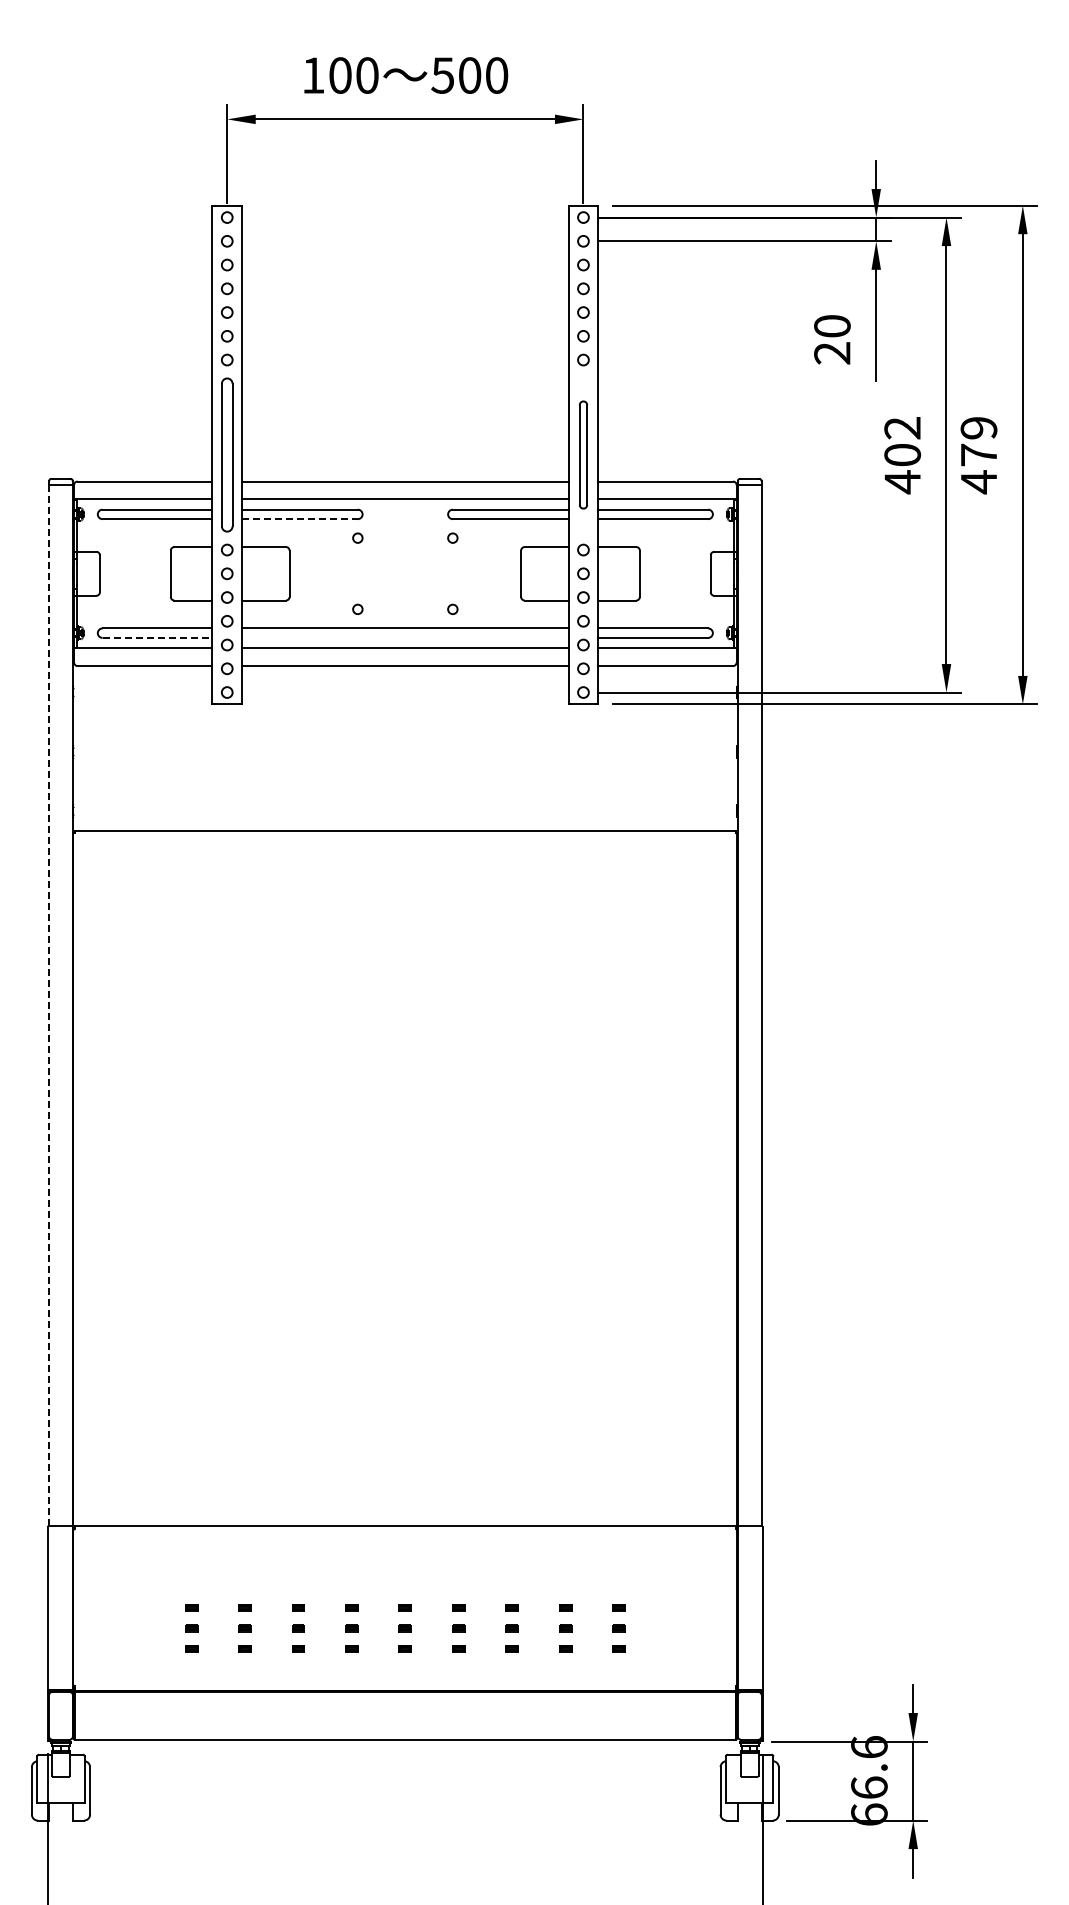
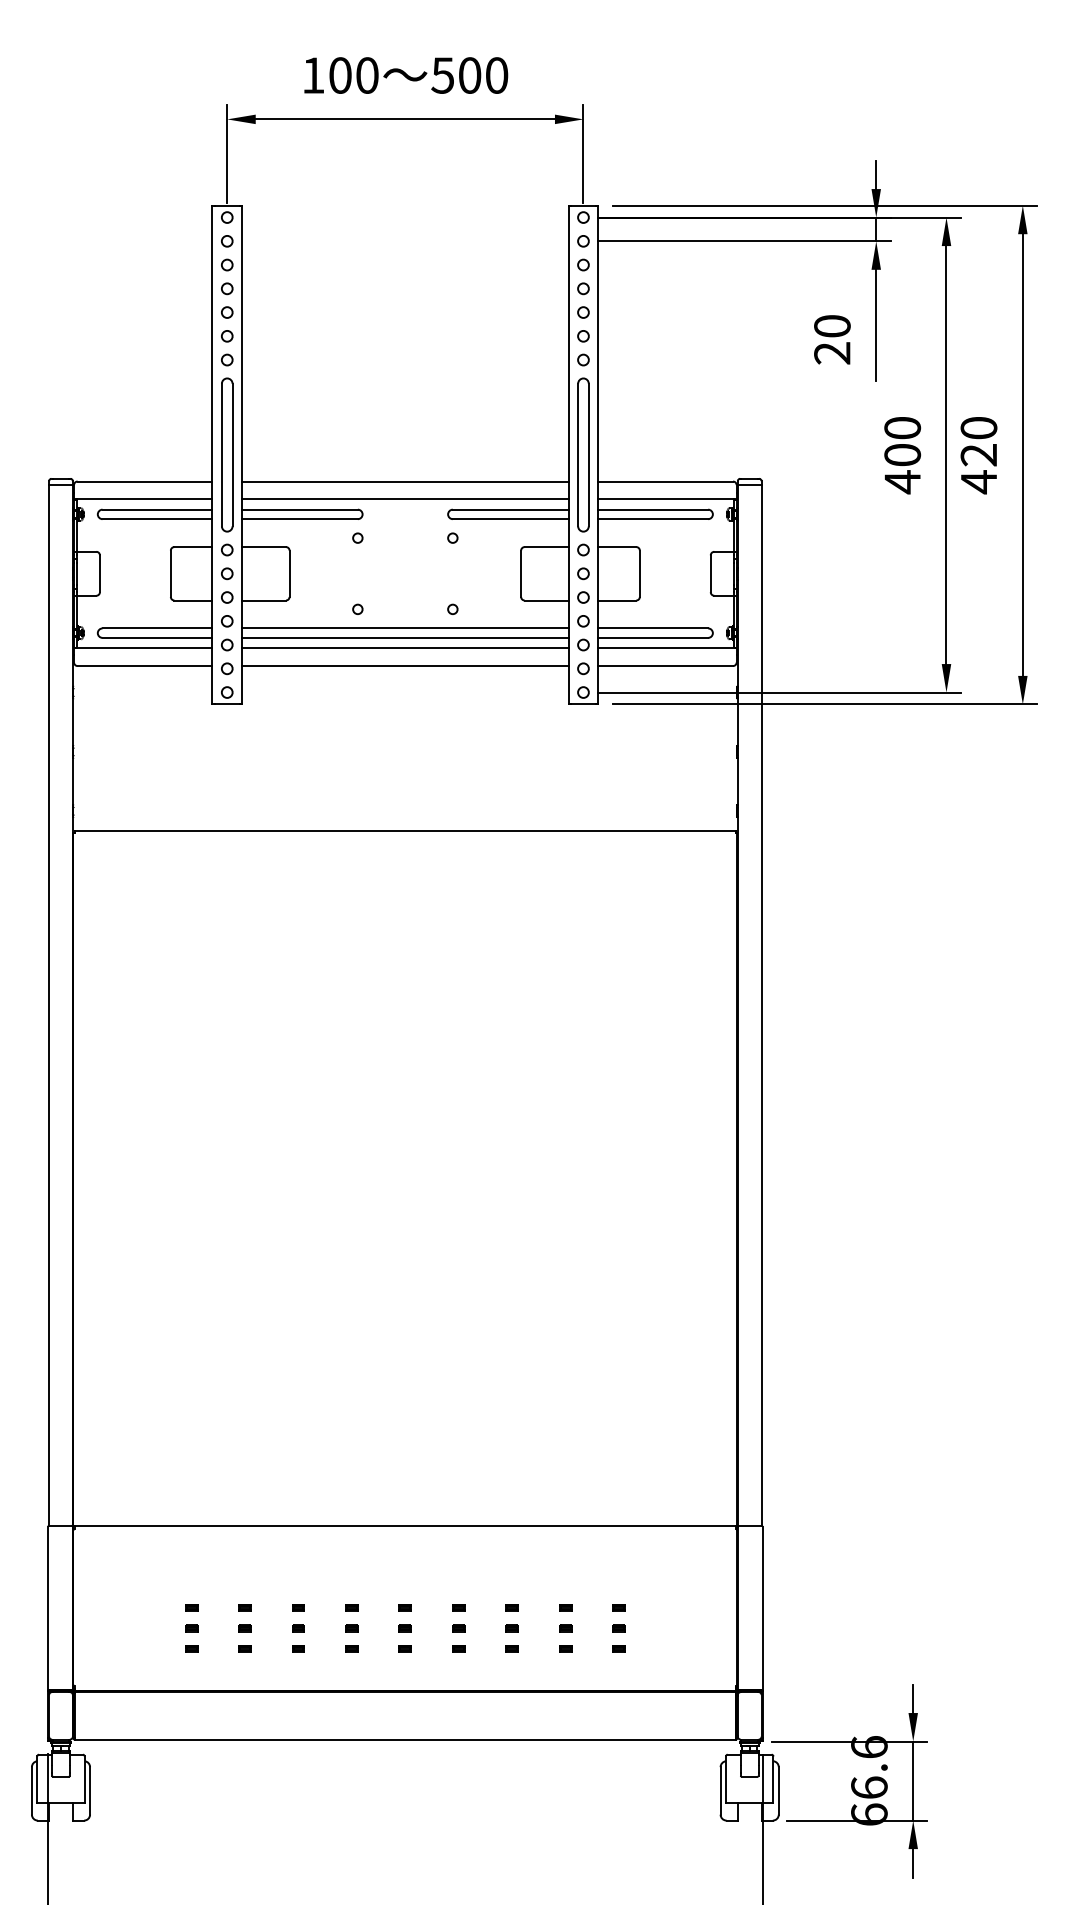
text: 402 -> 400 (902, 428)
text: 479 -> 420 (978, 441)
part size: 11x110 px -> 13x156 px (583, 454)
line: dashed -> solid (299, 519)
line: dashed -> solid (157, 637)
line: none -> present (405, 637)
line: dashed -> solid (49, 1005)
